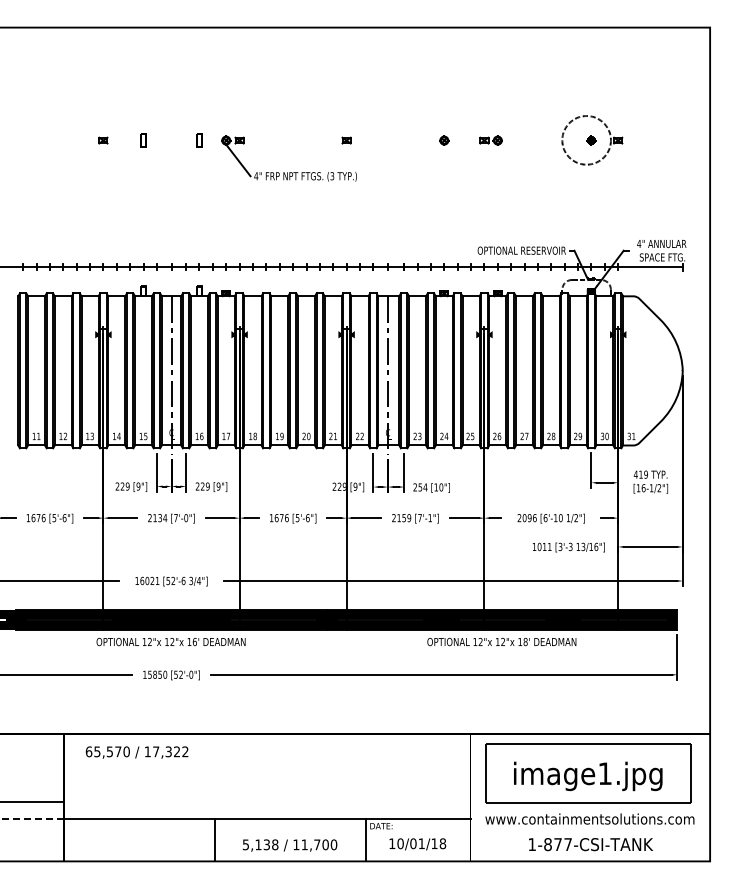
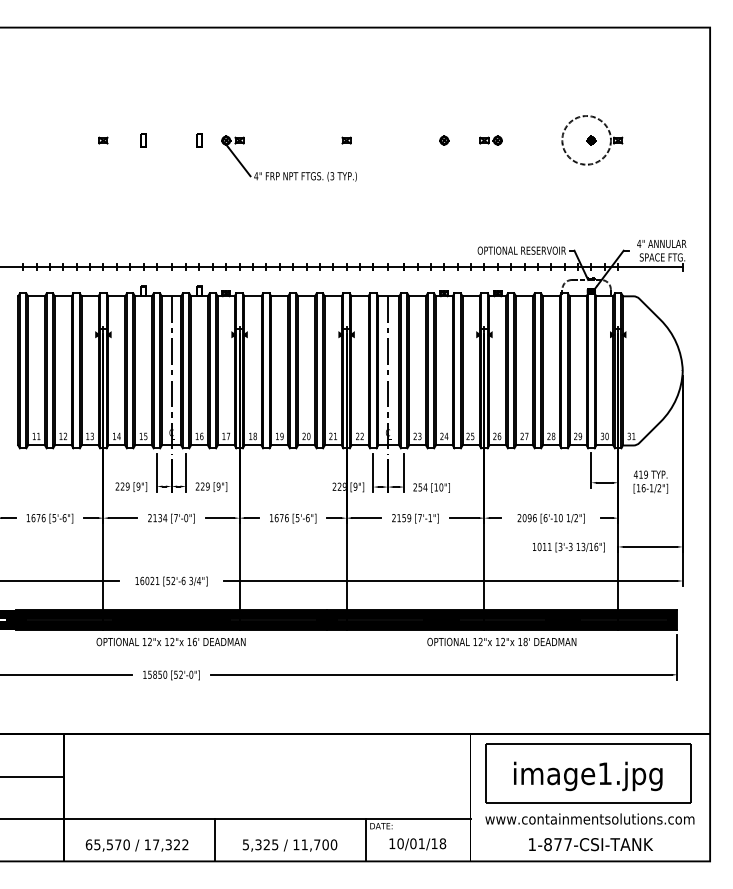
text position: (136, 752) -> (136, 845) (136, 845)
line position: (32, 801) -> (32, 776) (32, 776)
line: dashed -> solid (31, 818)
text: 5,138 -> 5,325 (266, 844)
